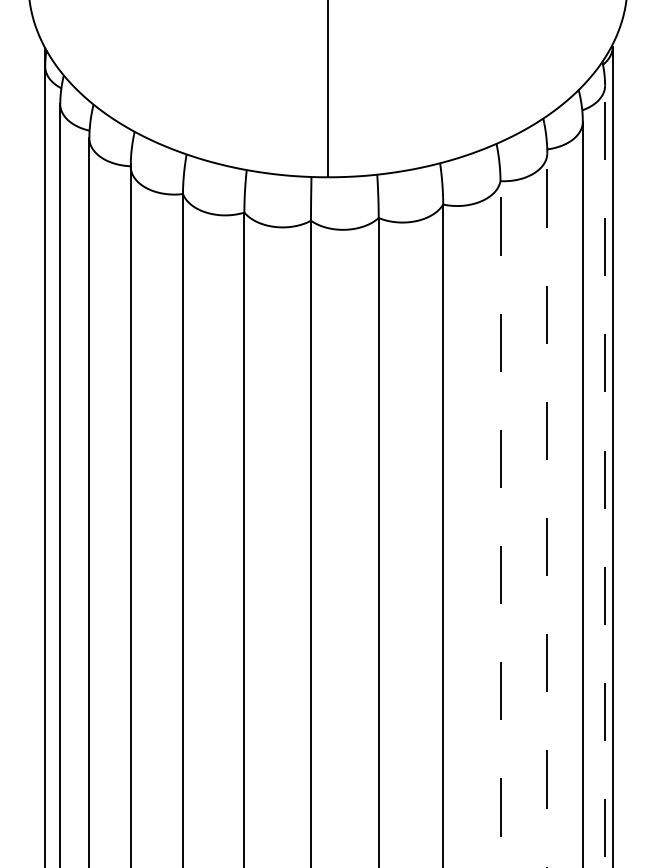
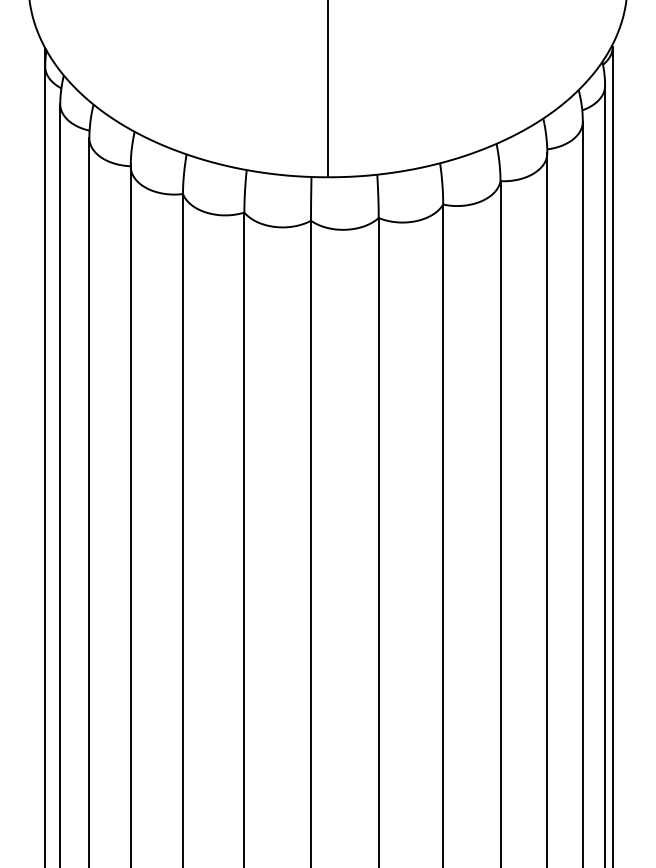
line: dashed -> solid (605, 476)
line: dashed -> solid (547, 510)
line: dashed -> solid (500, 524)
